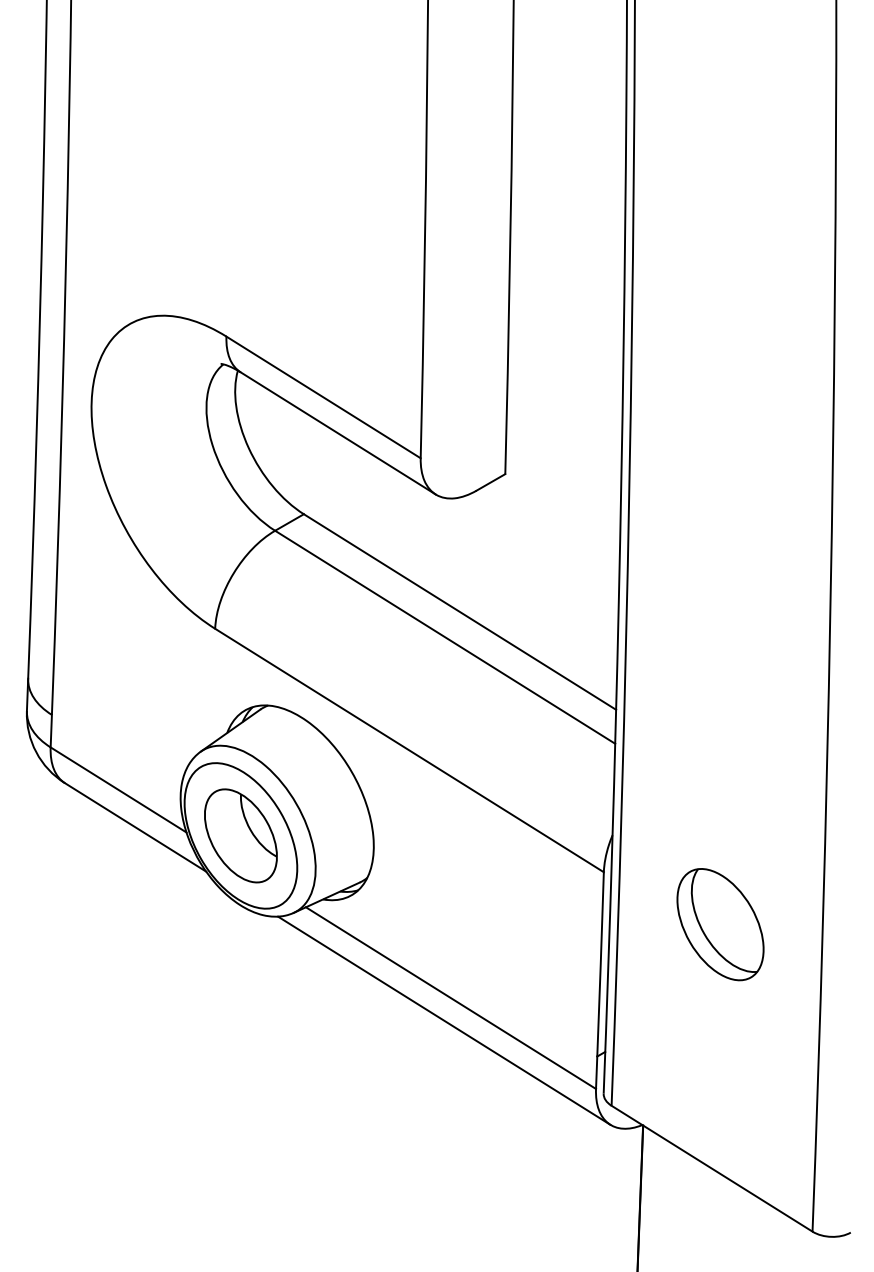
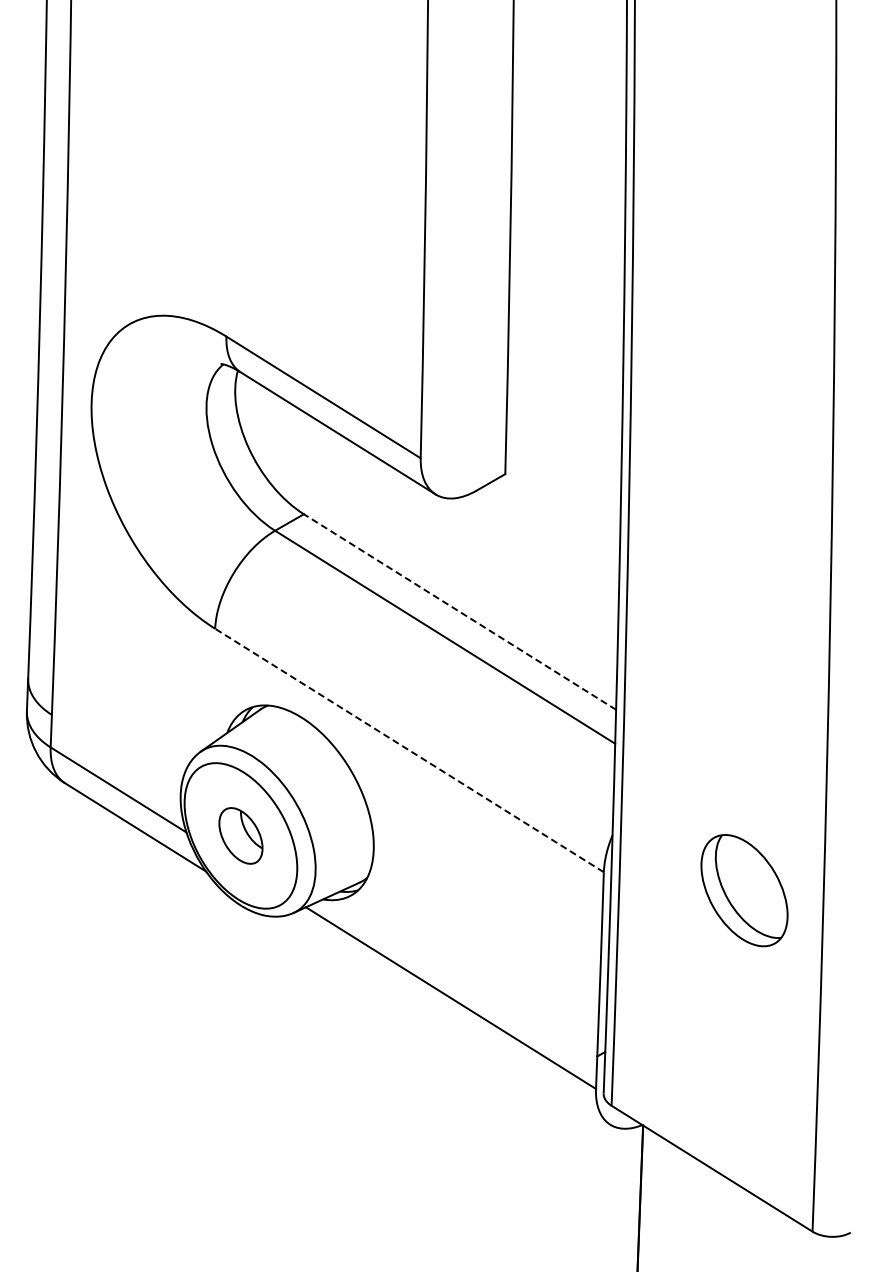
line: solid -> dashed (459, 611)
line: solid -> dashed (409, 750)
part size: 74x96 px -> 46x58 px (240, 835)
part position: (720, 924) -> (744, 890) (744, 890)
line: present -> none (444, 1020)
